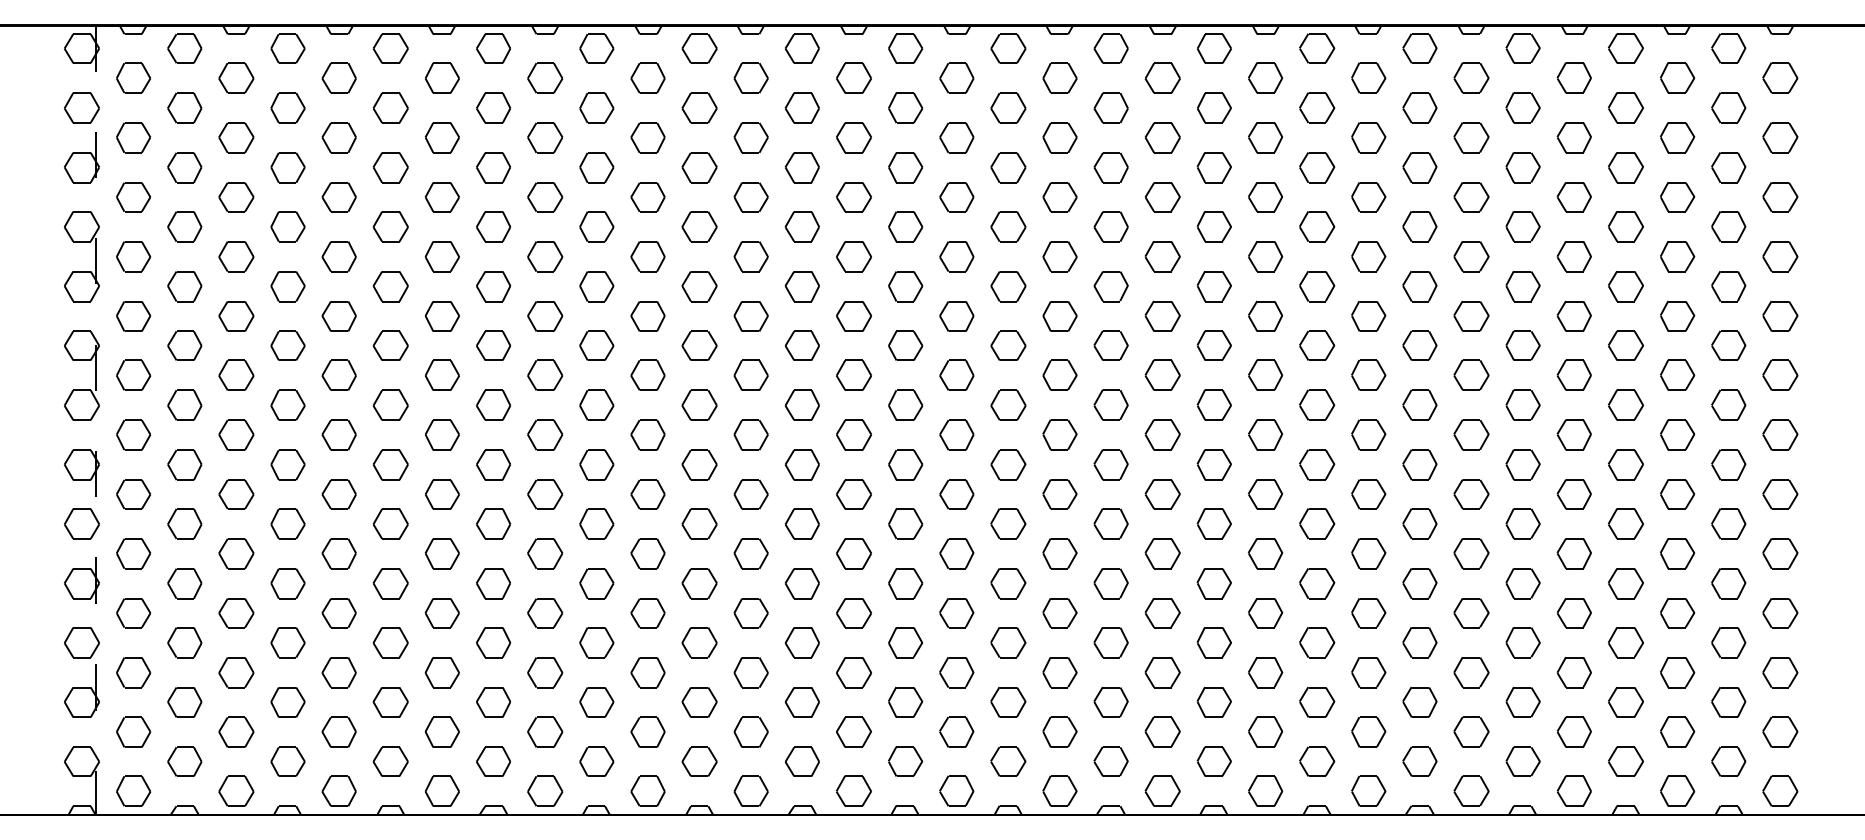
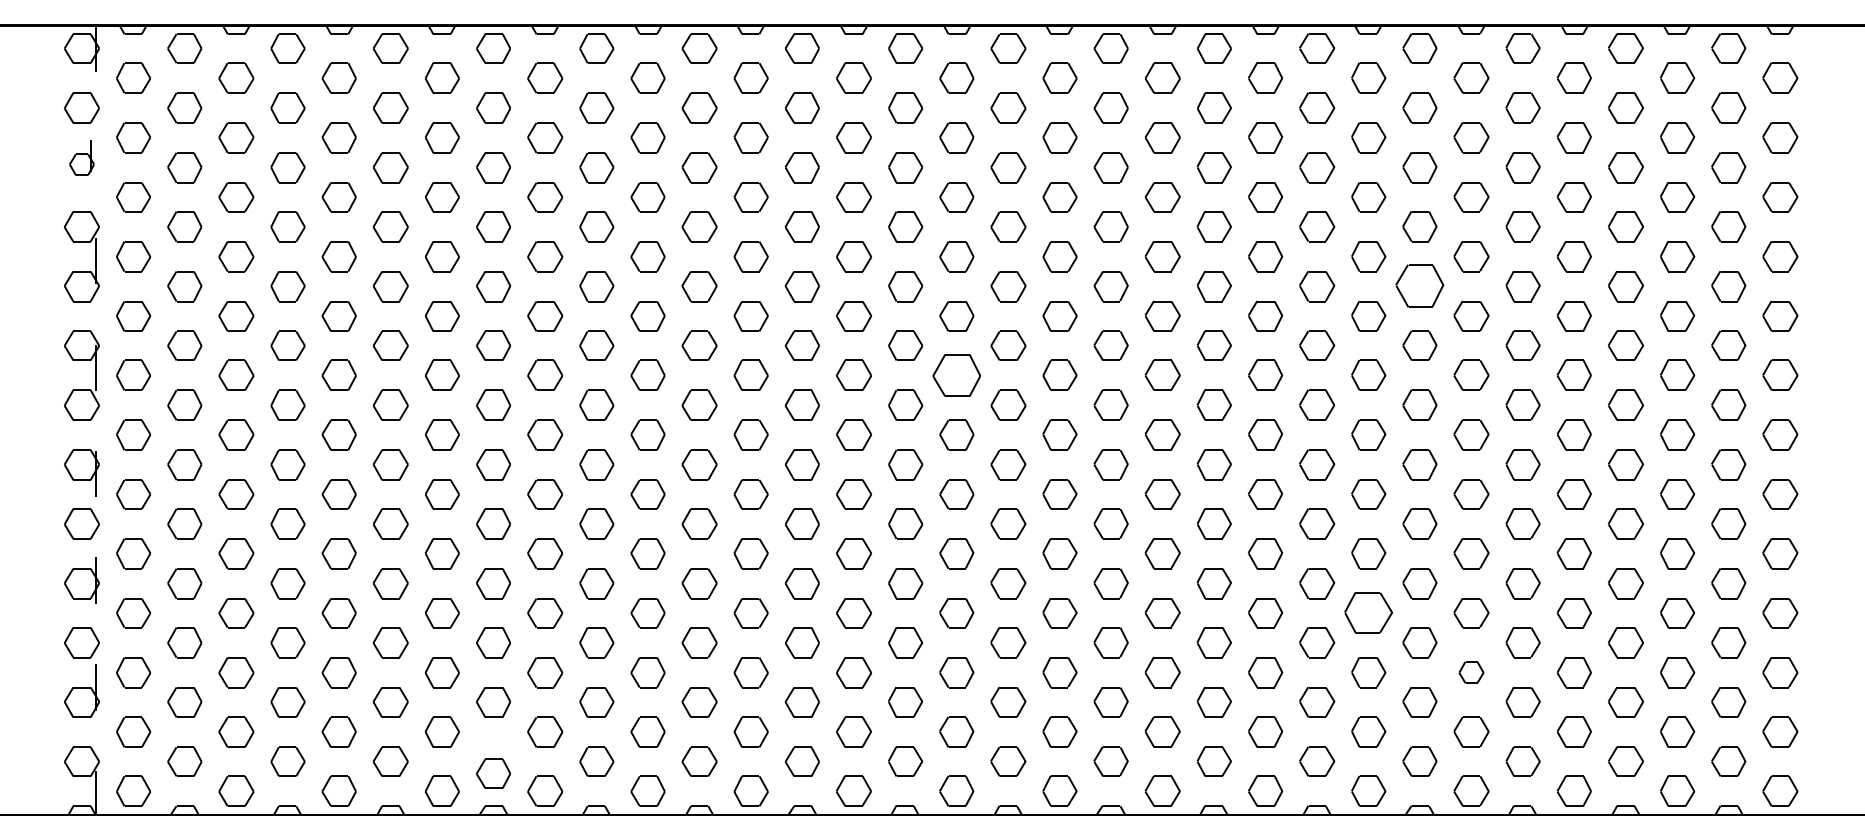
part size: 36x52 px -> 26x36 px (81, 157)
part size: 36x32 px -> 50x44 px (1419, 285)
part size: 36x32 px -> 50x43 px (956, 375)
part size: 36x31 px -> 49x42 px (1368, 612)
part size: 37x32 px -> 27x23 px (1471, 672)
part position: (493, 761) -> (493, 773) (493, 773)
